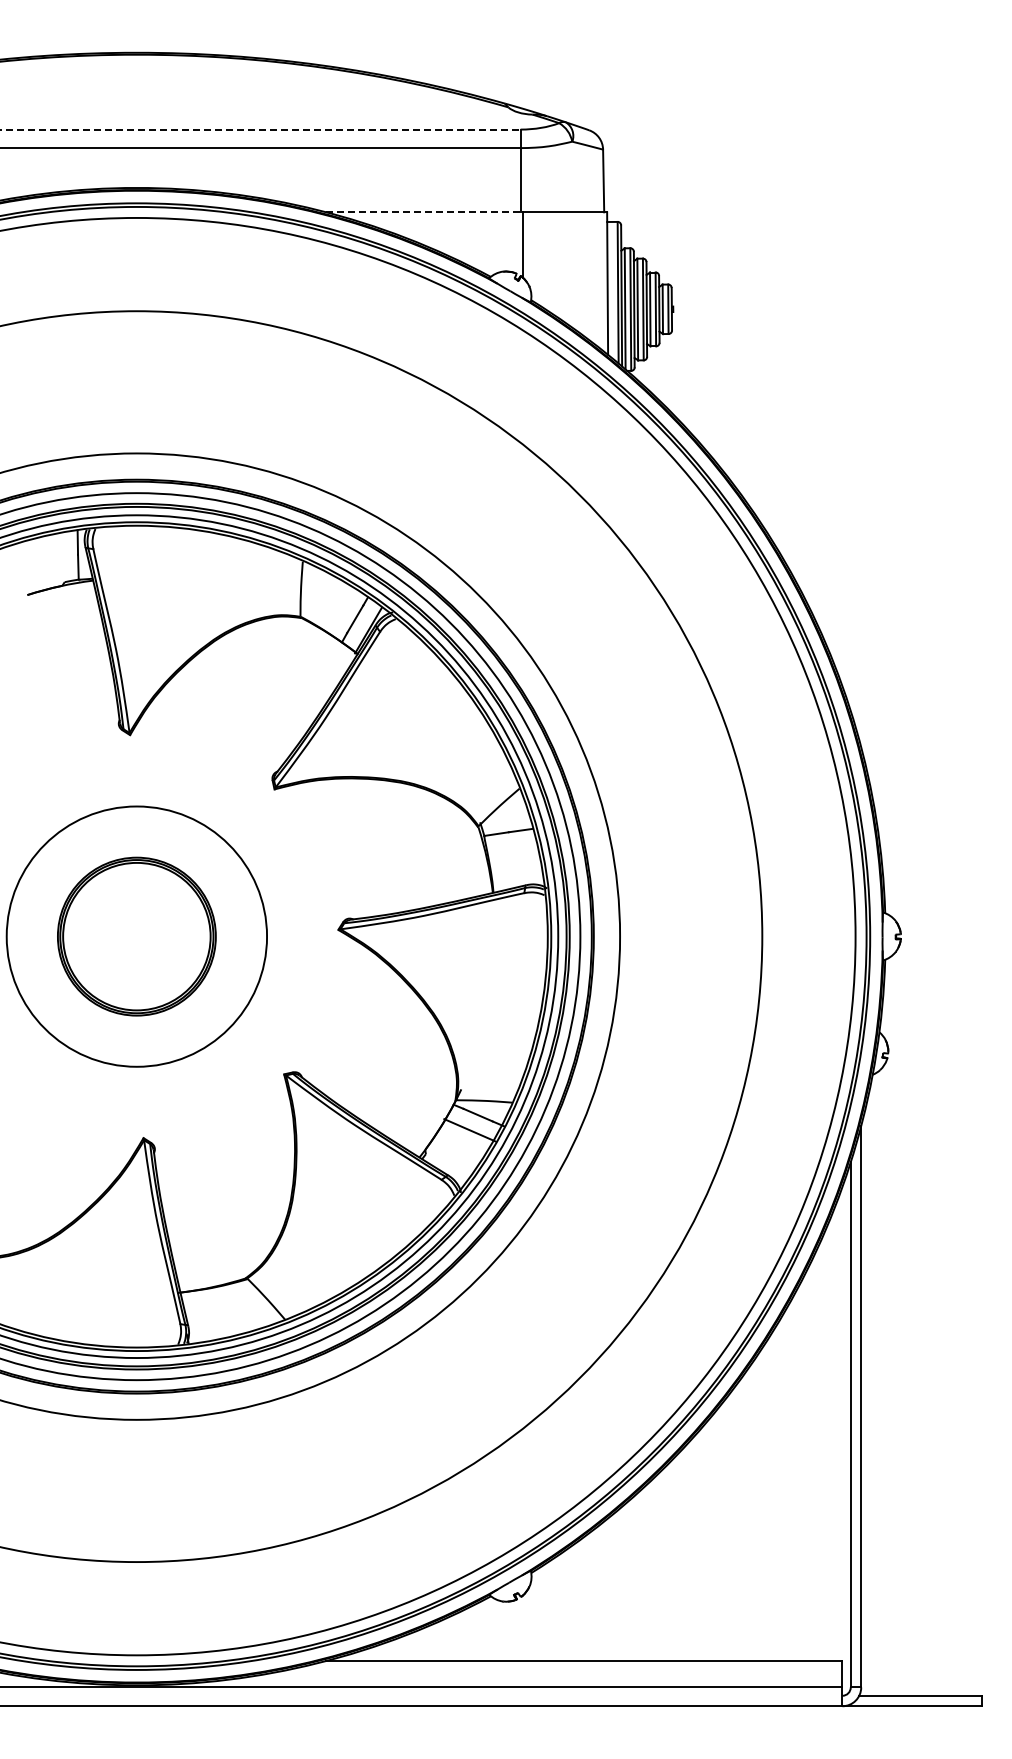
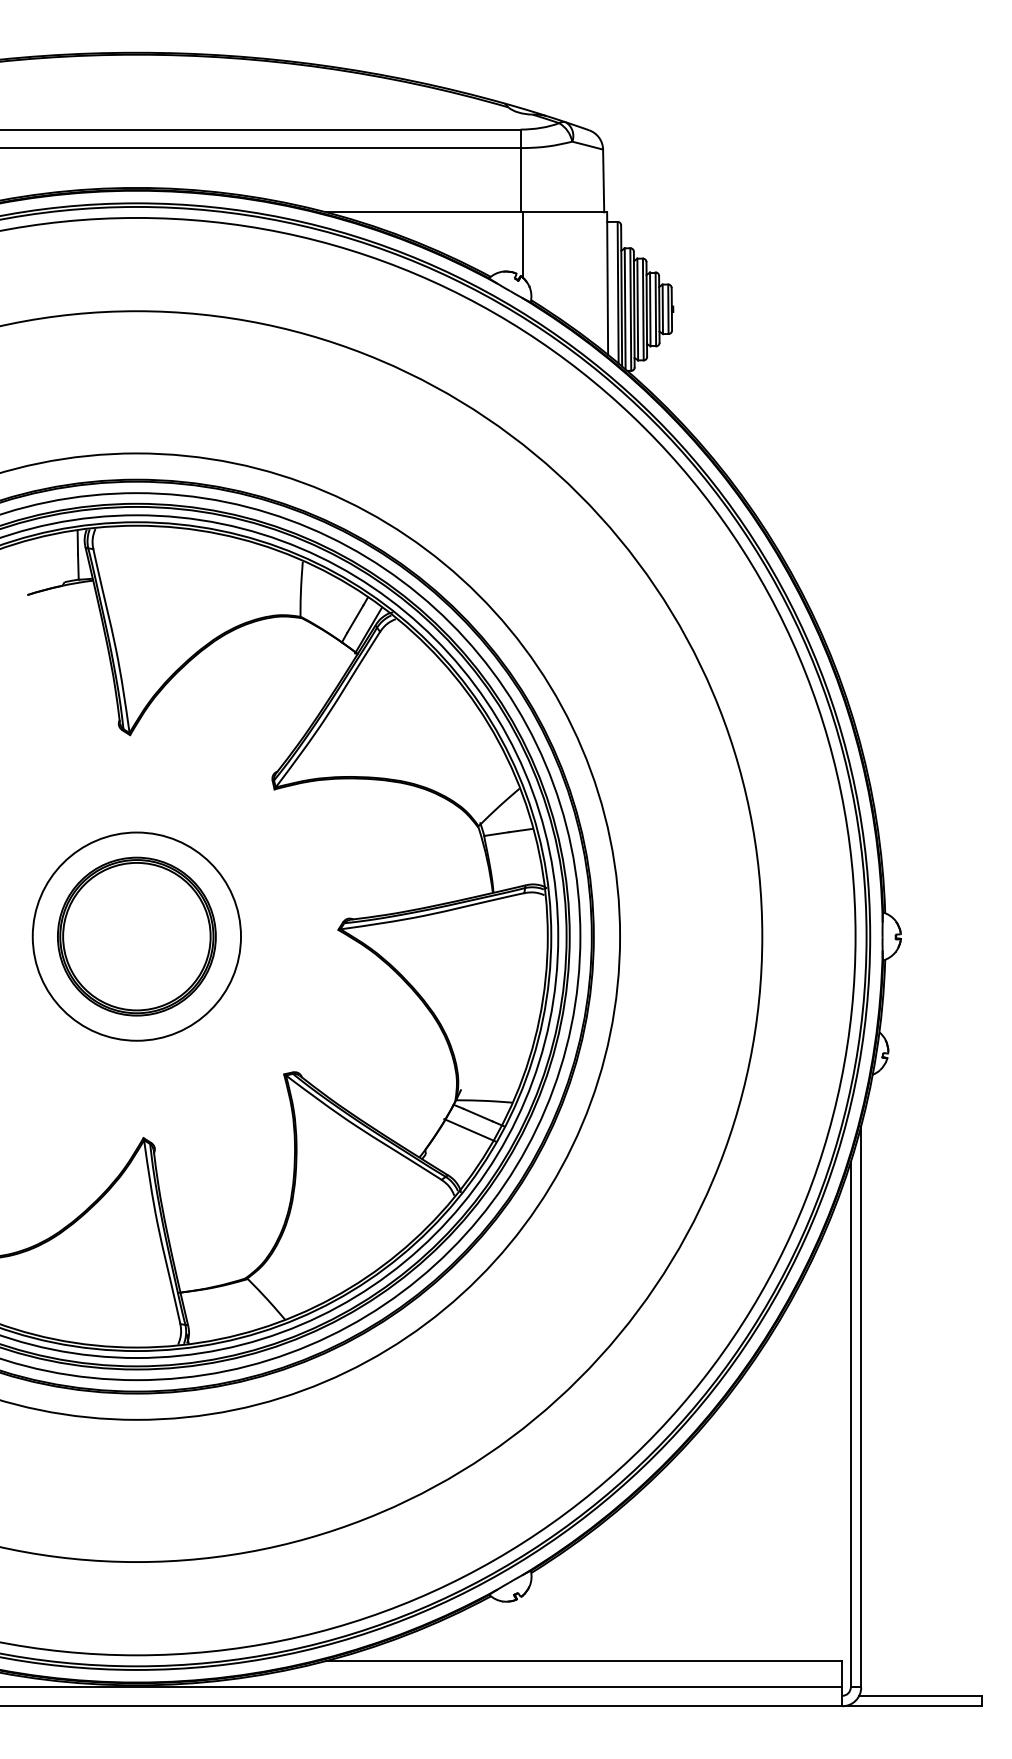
line: dashed -> solid (260, 129)
line: dashed -> solid (424, 212)
circle diameter: 260 px -> 208 px (136, 936)
